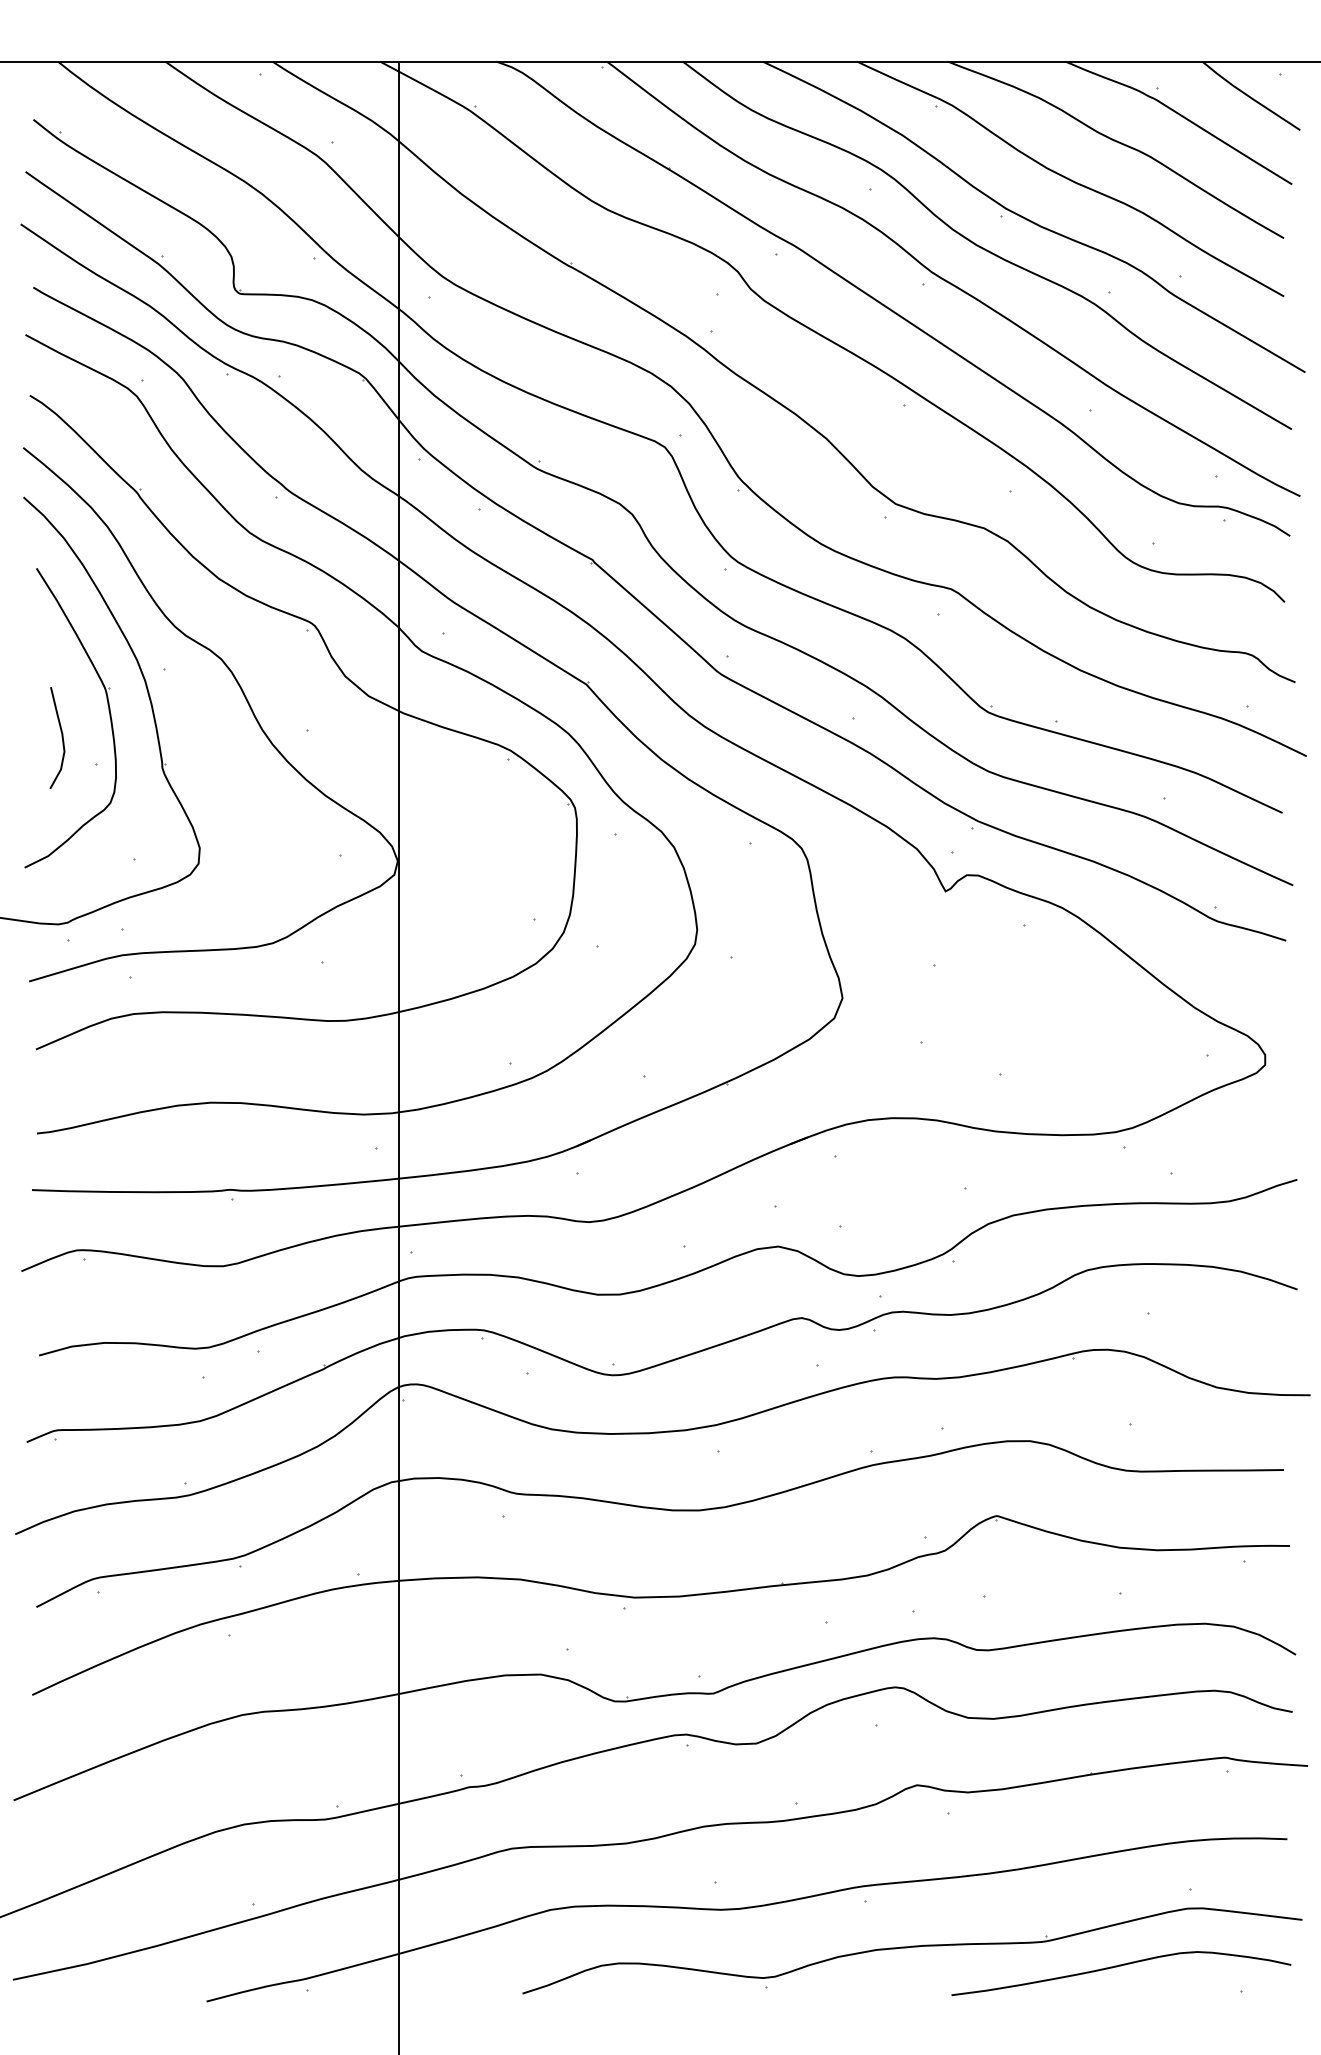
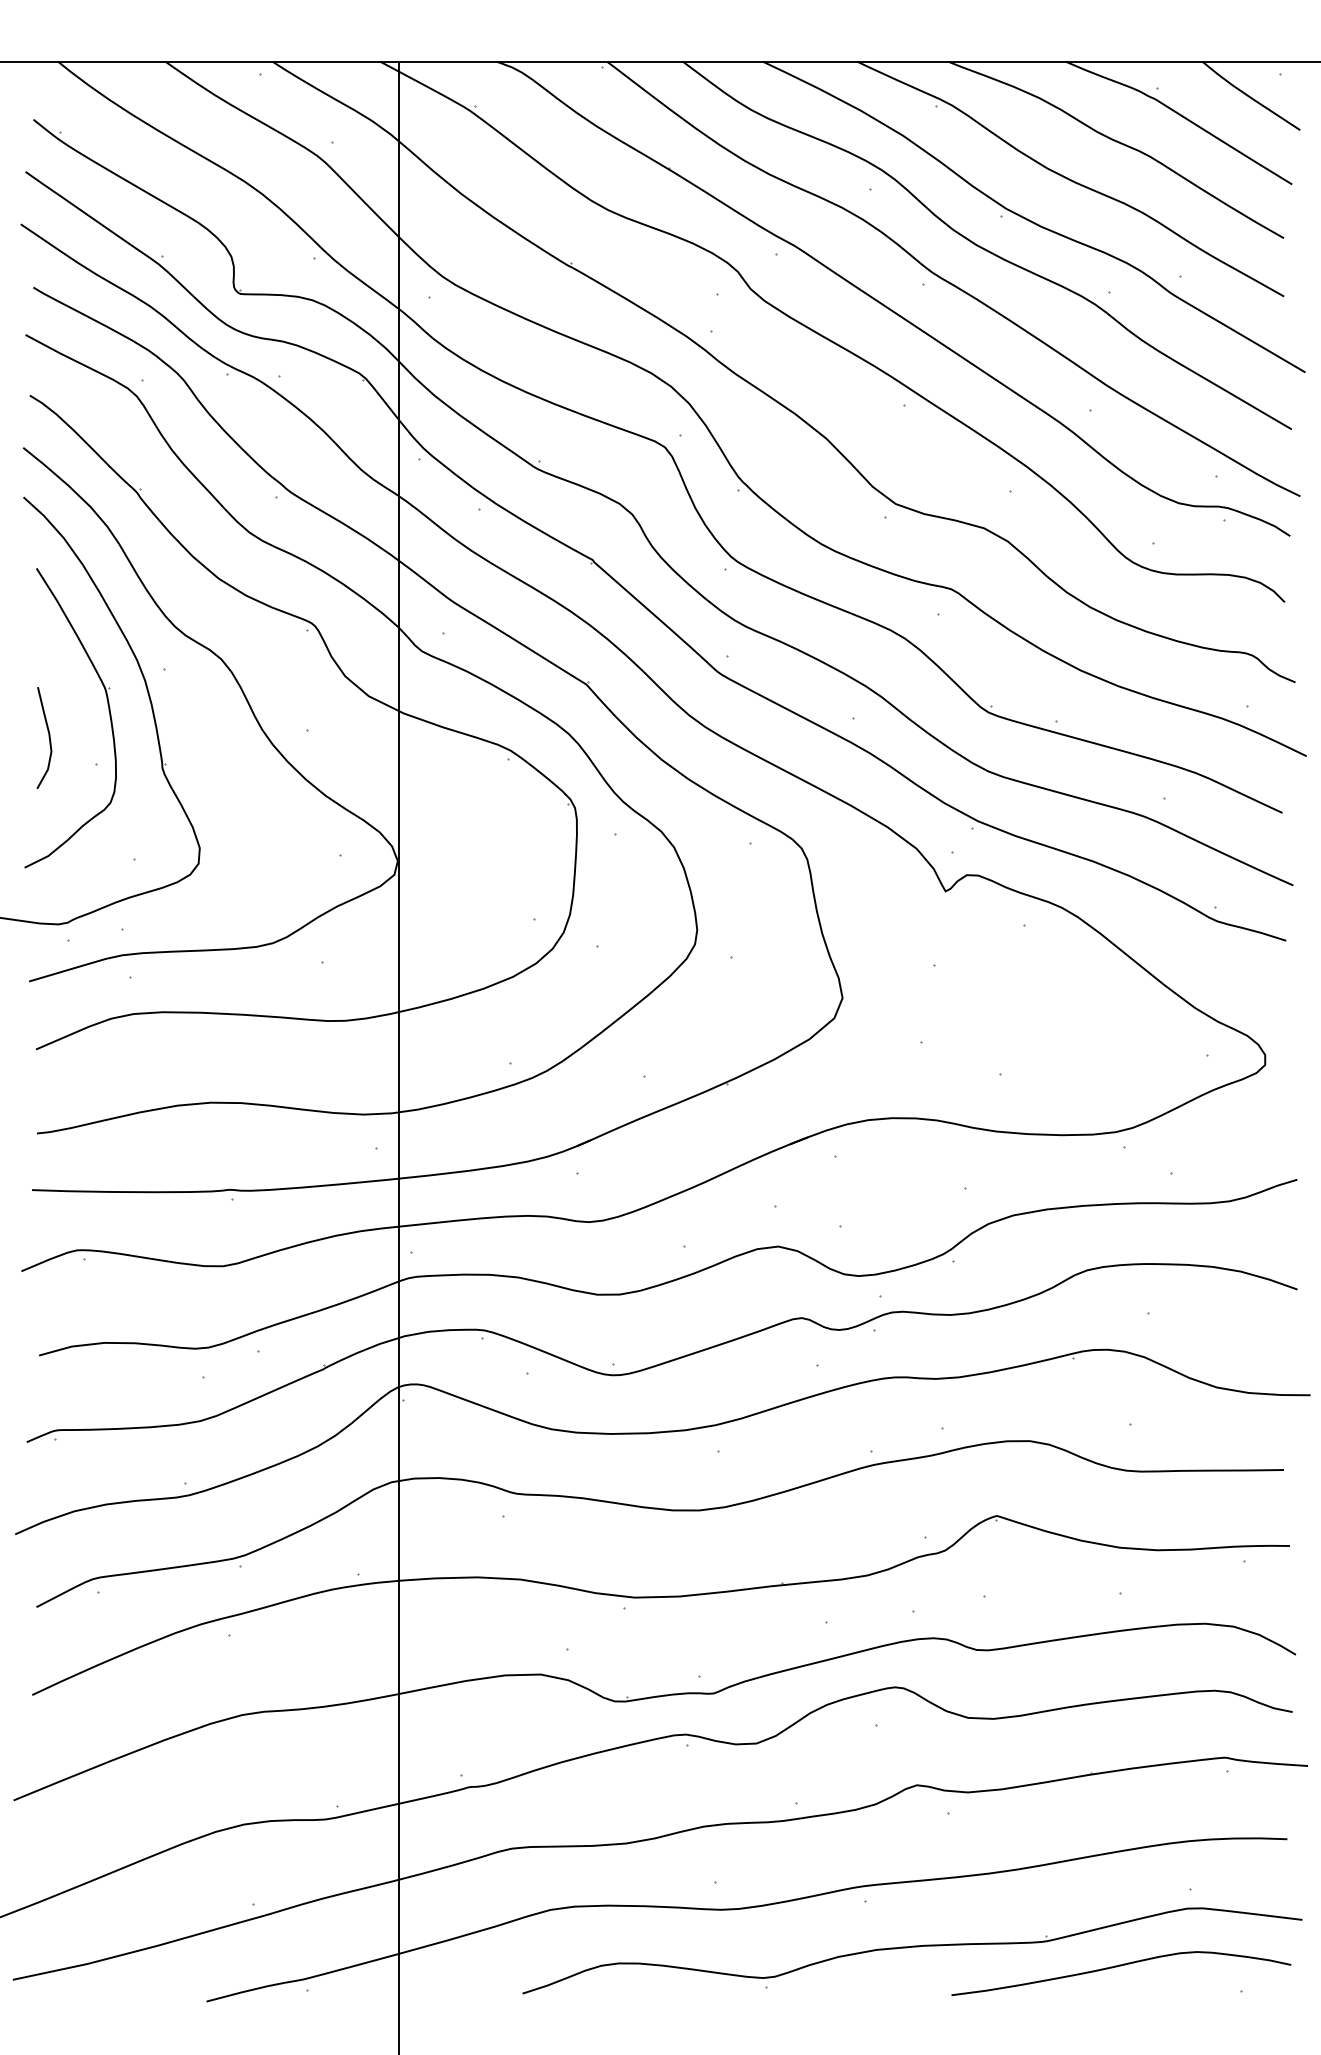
curve position: (61, 737) -> (48, 737) (48, 737)
